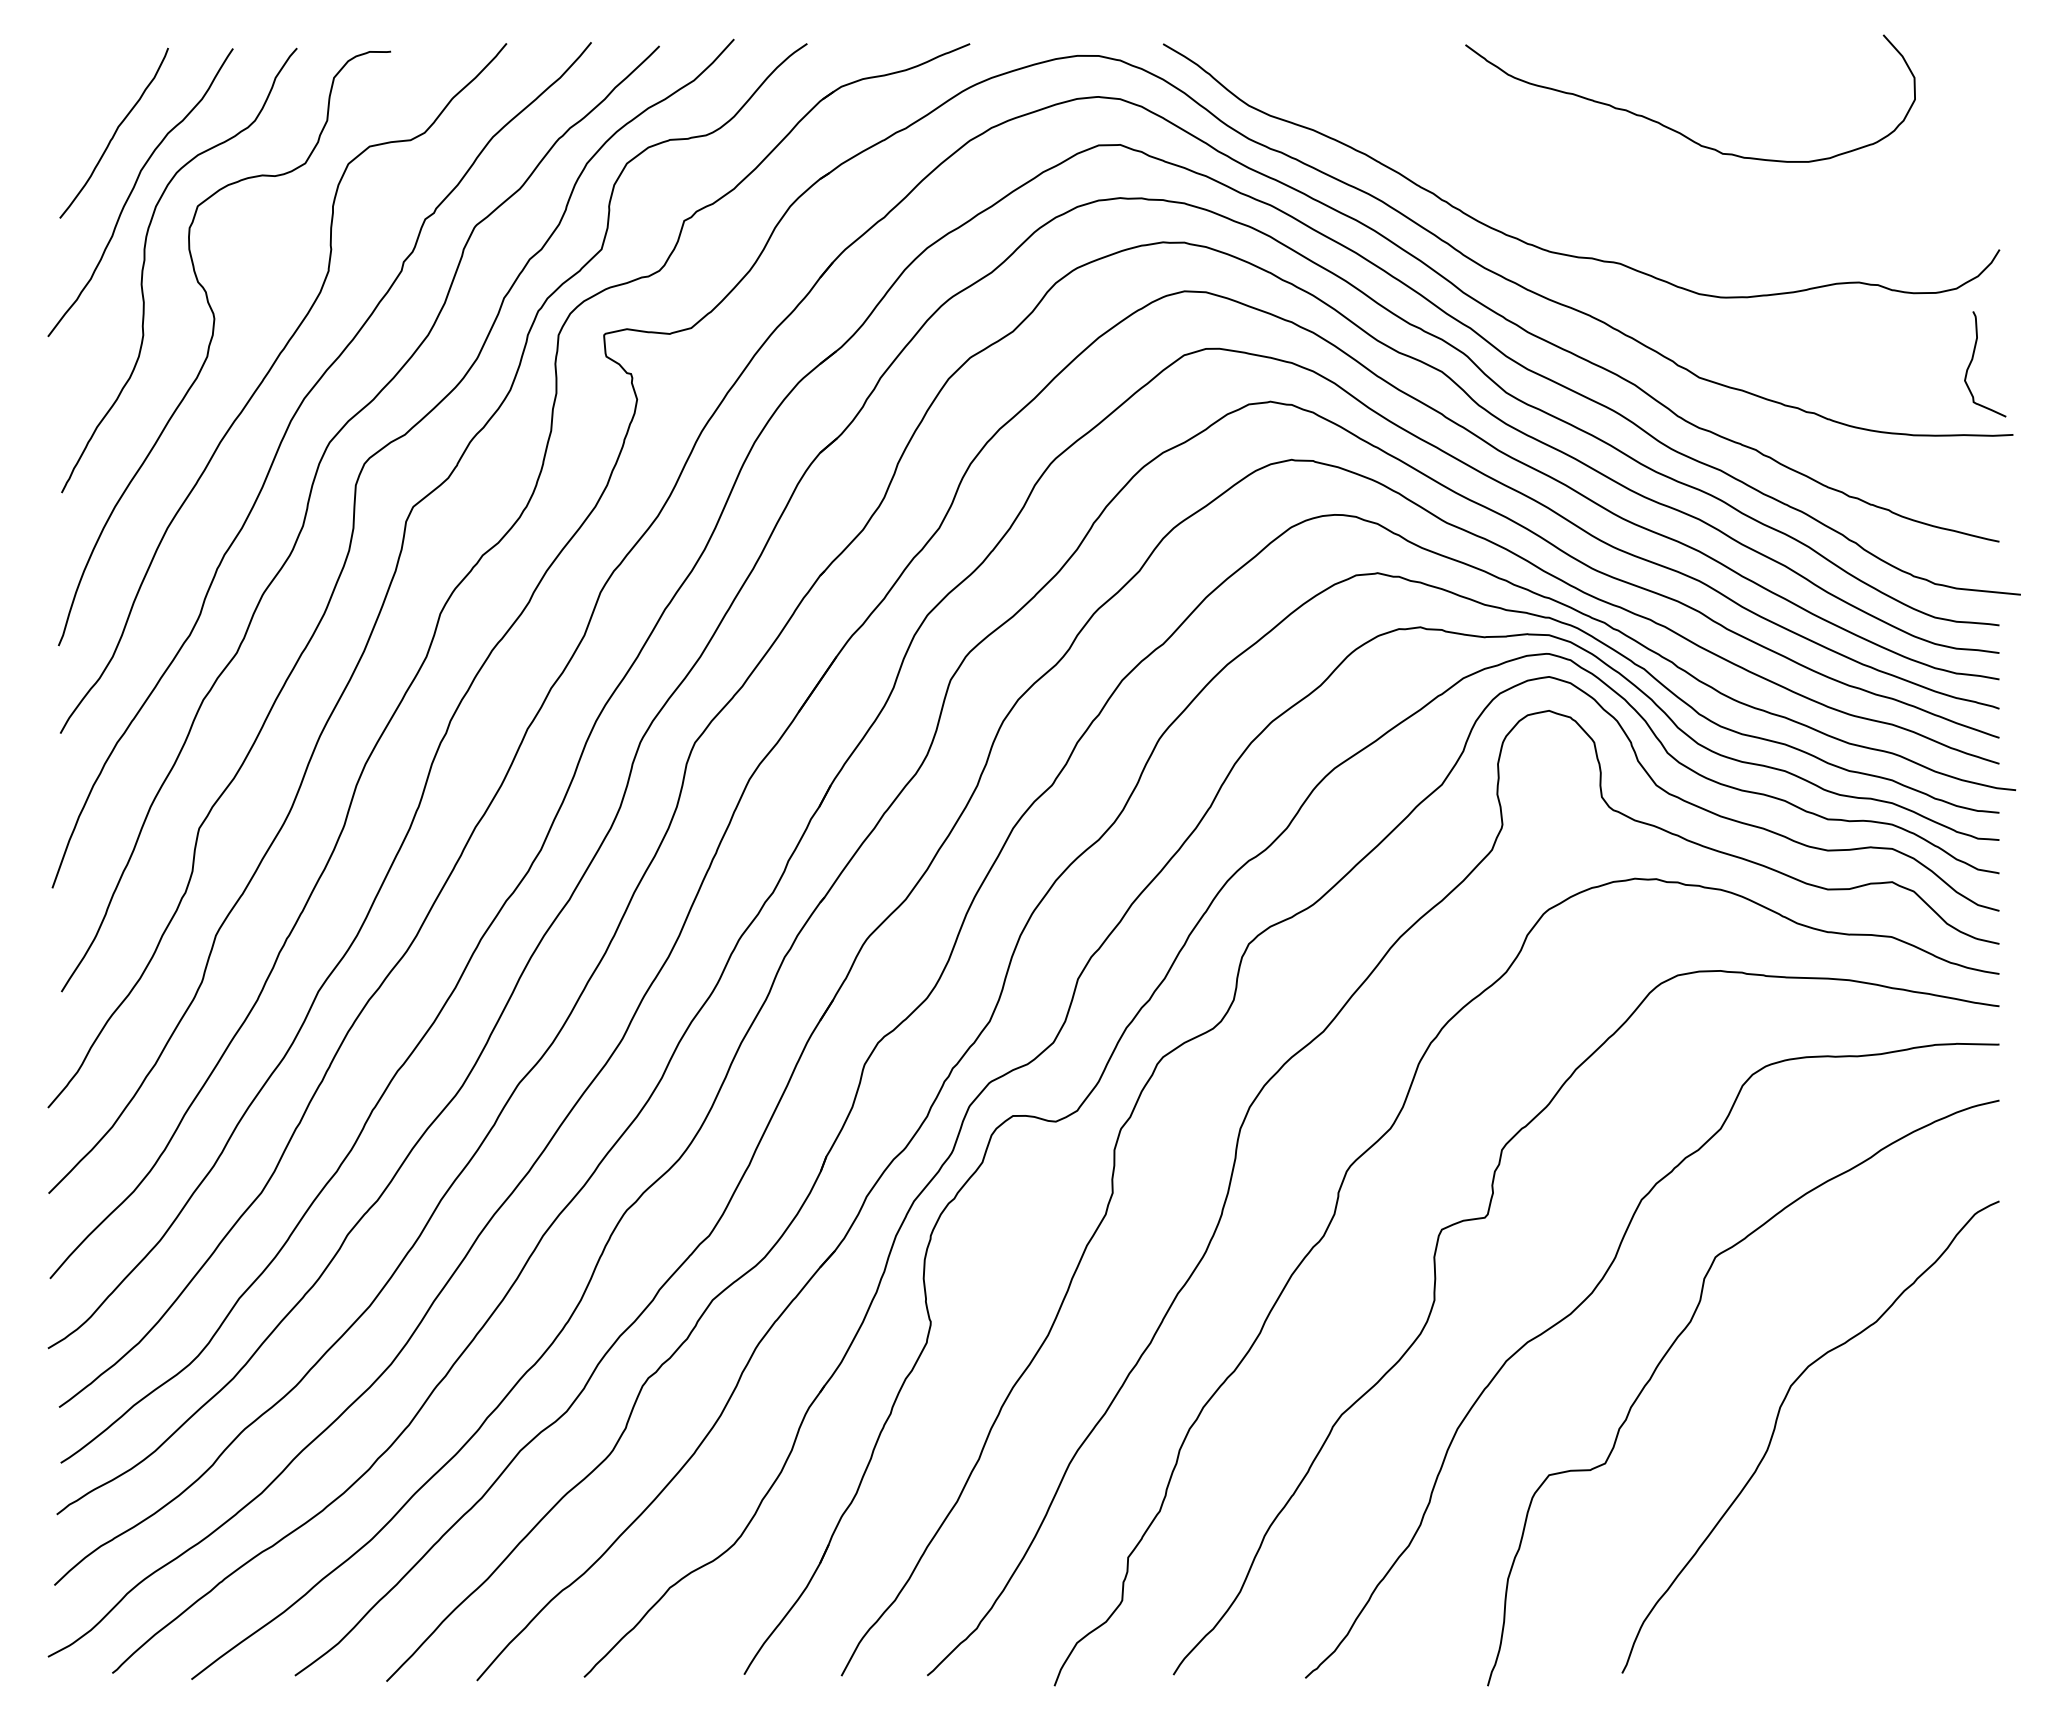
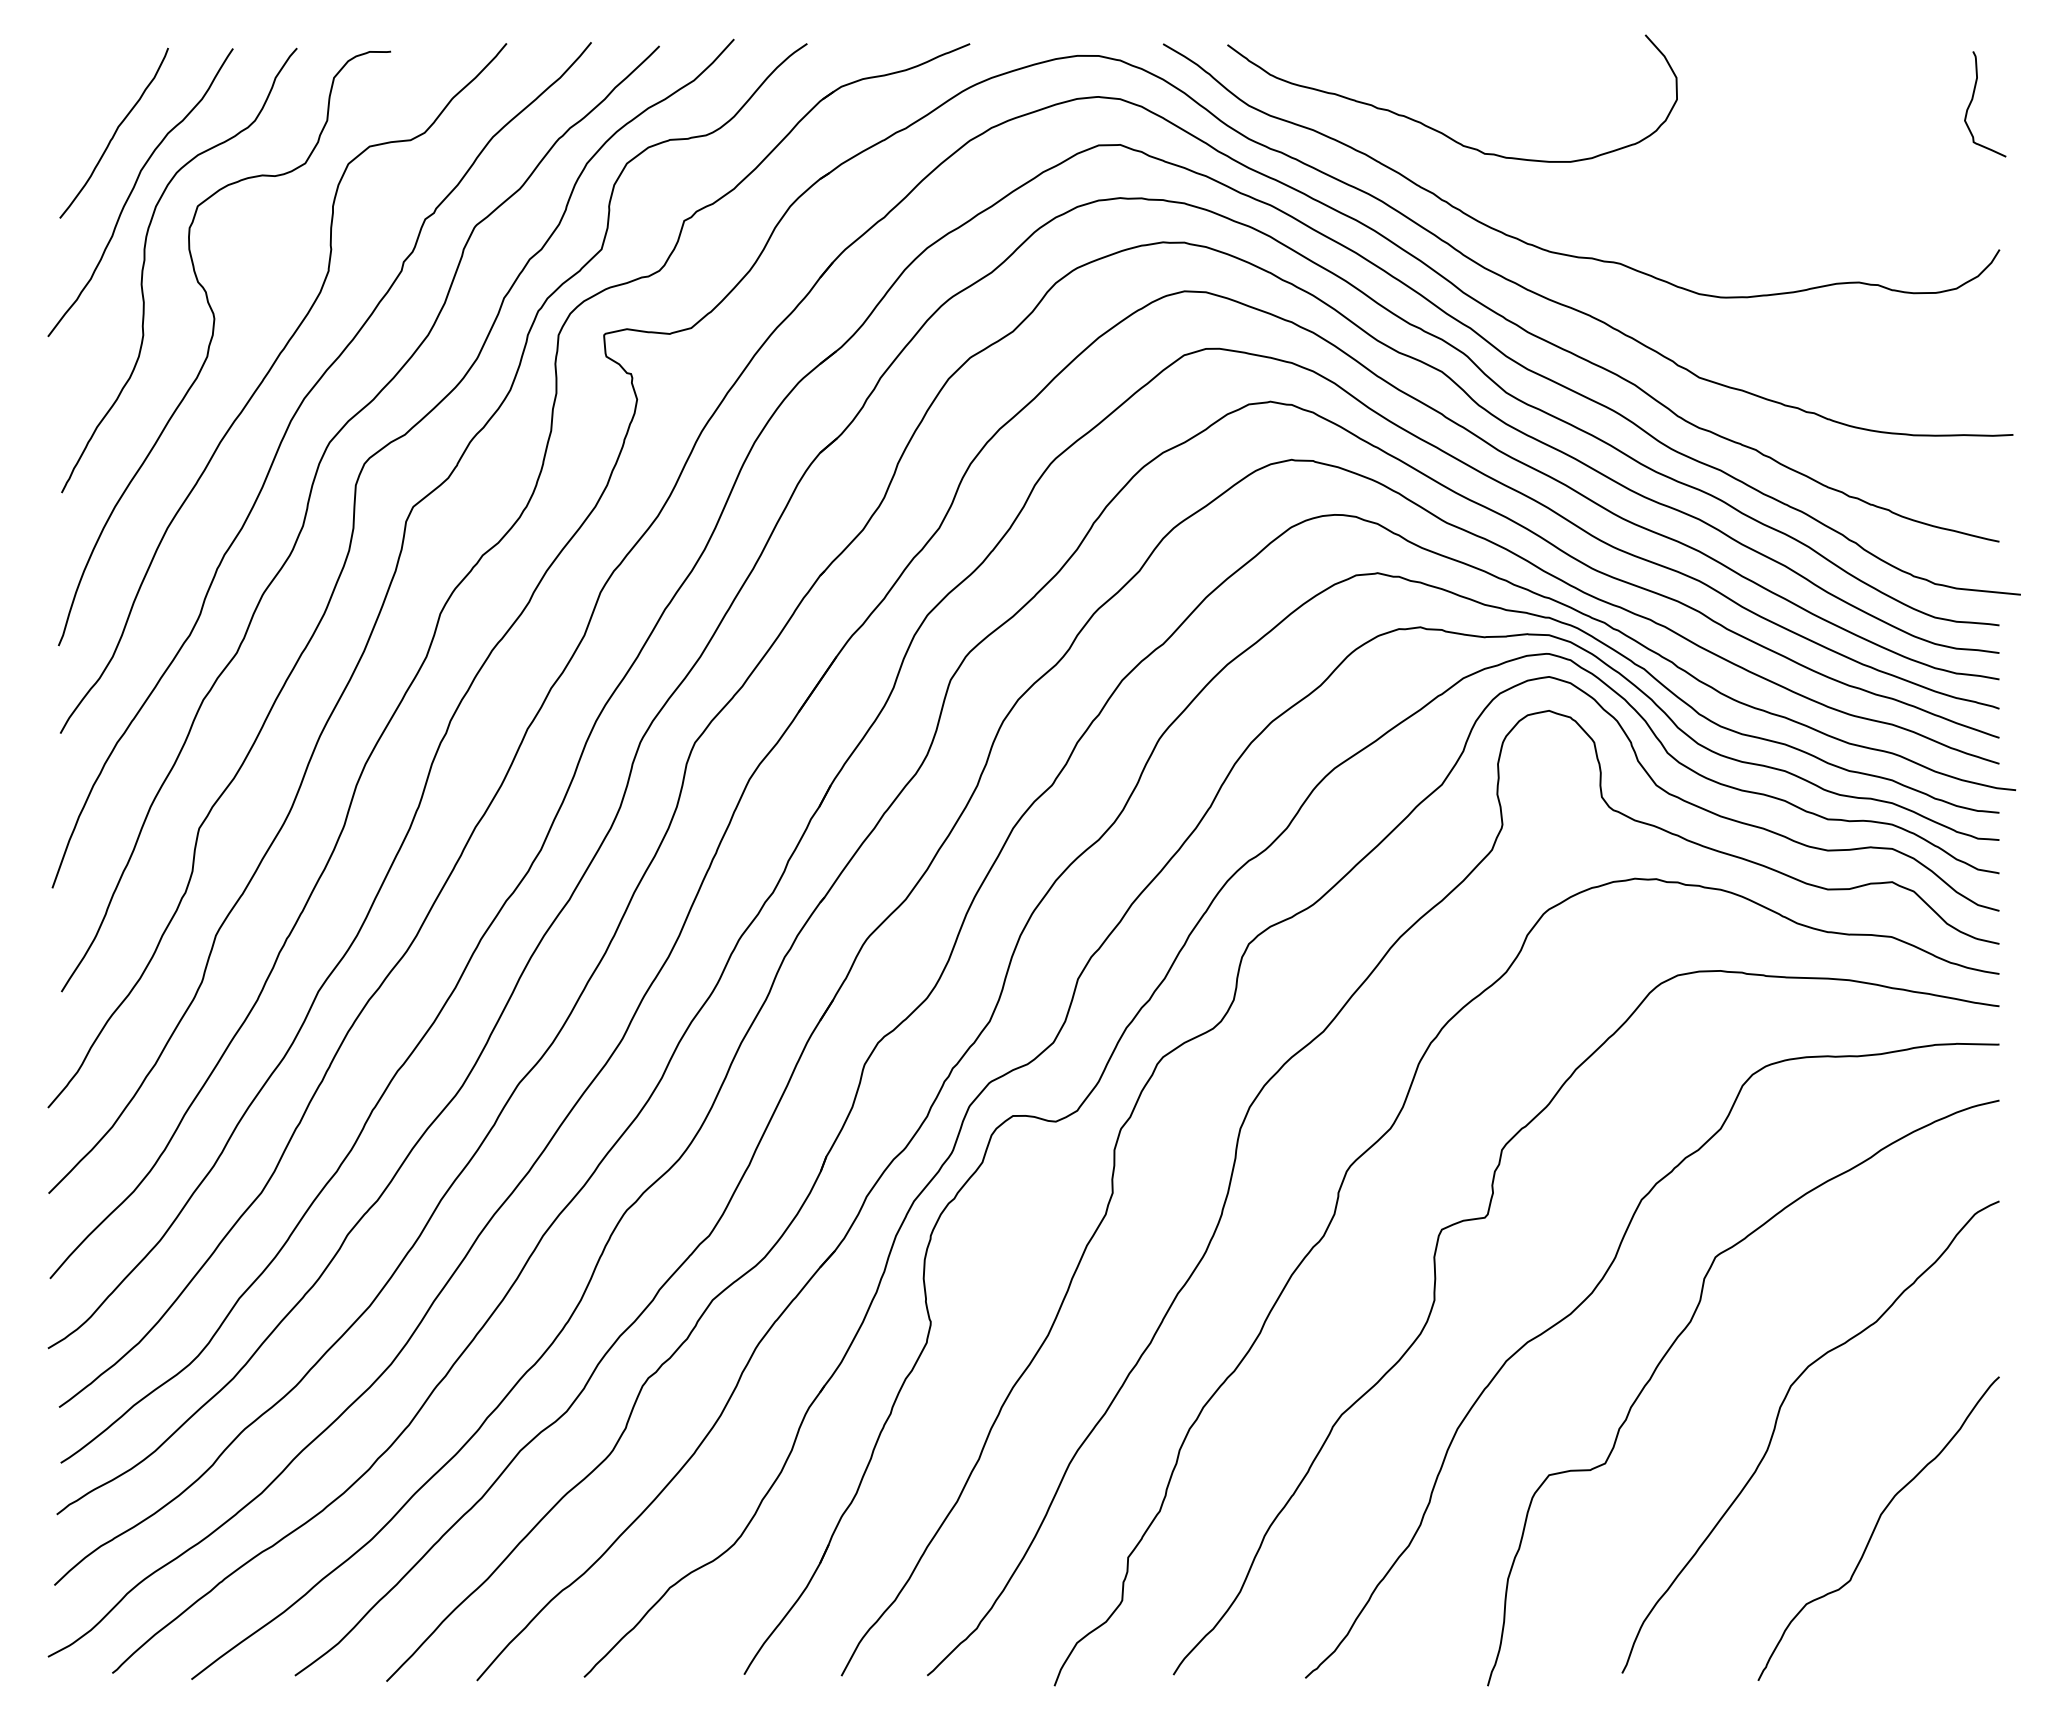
curve position: (1674, 129) -> (1436, 129) (1436, 129)
curve position: (1973, 359) -> (1973, 99) (1973, 99)
curve: none -> present (1876, 1527)
